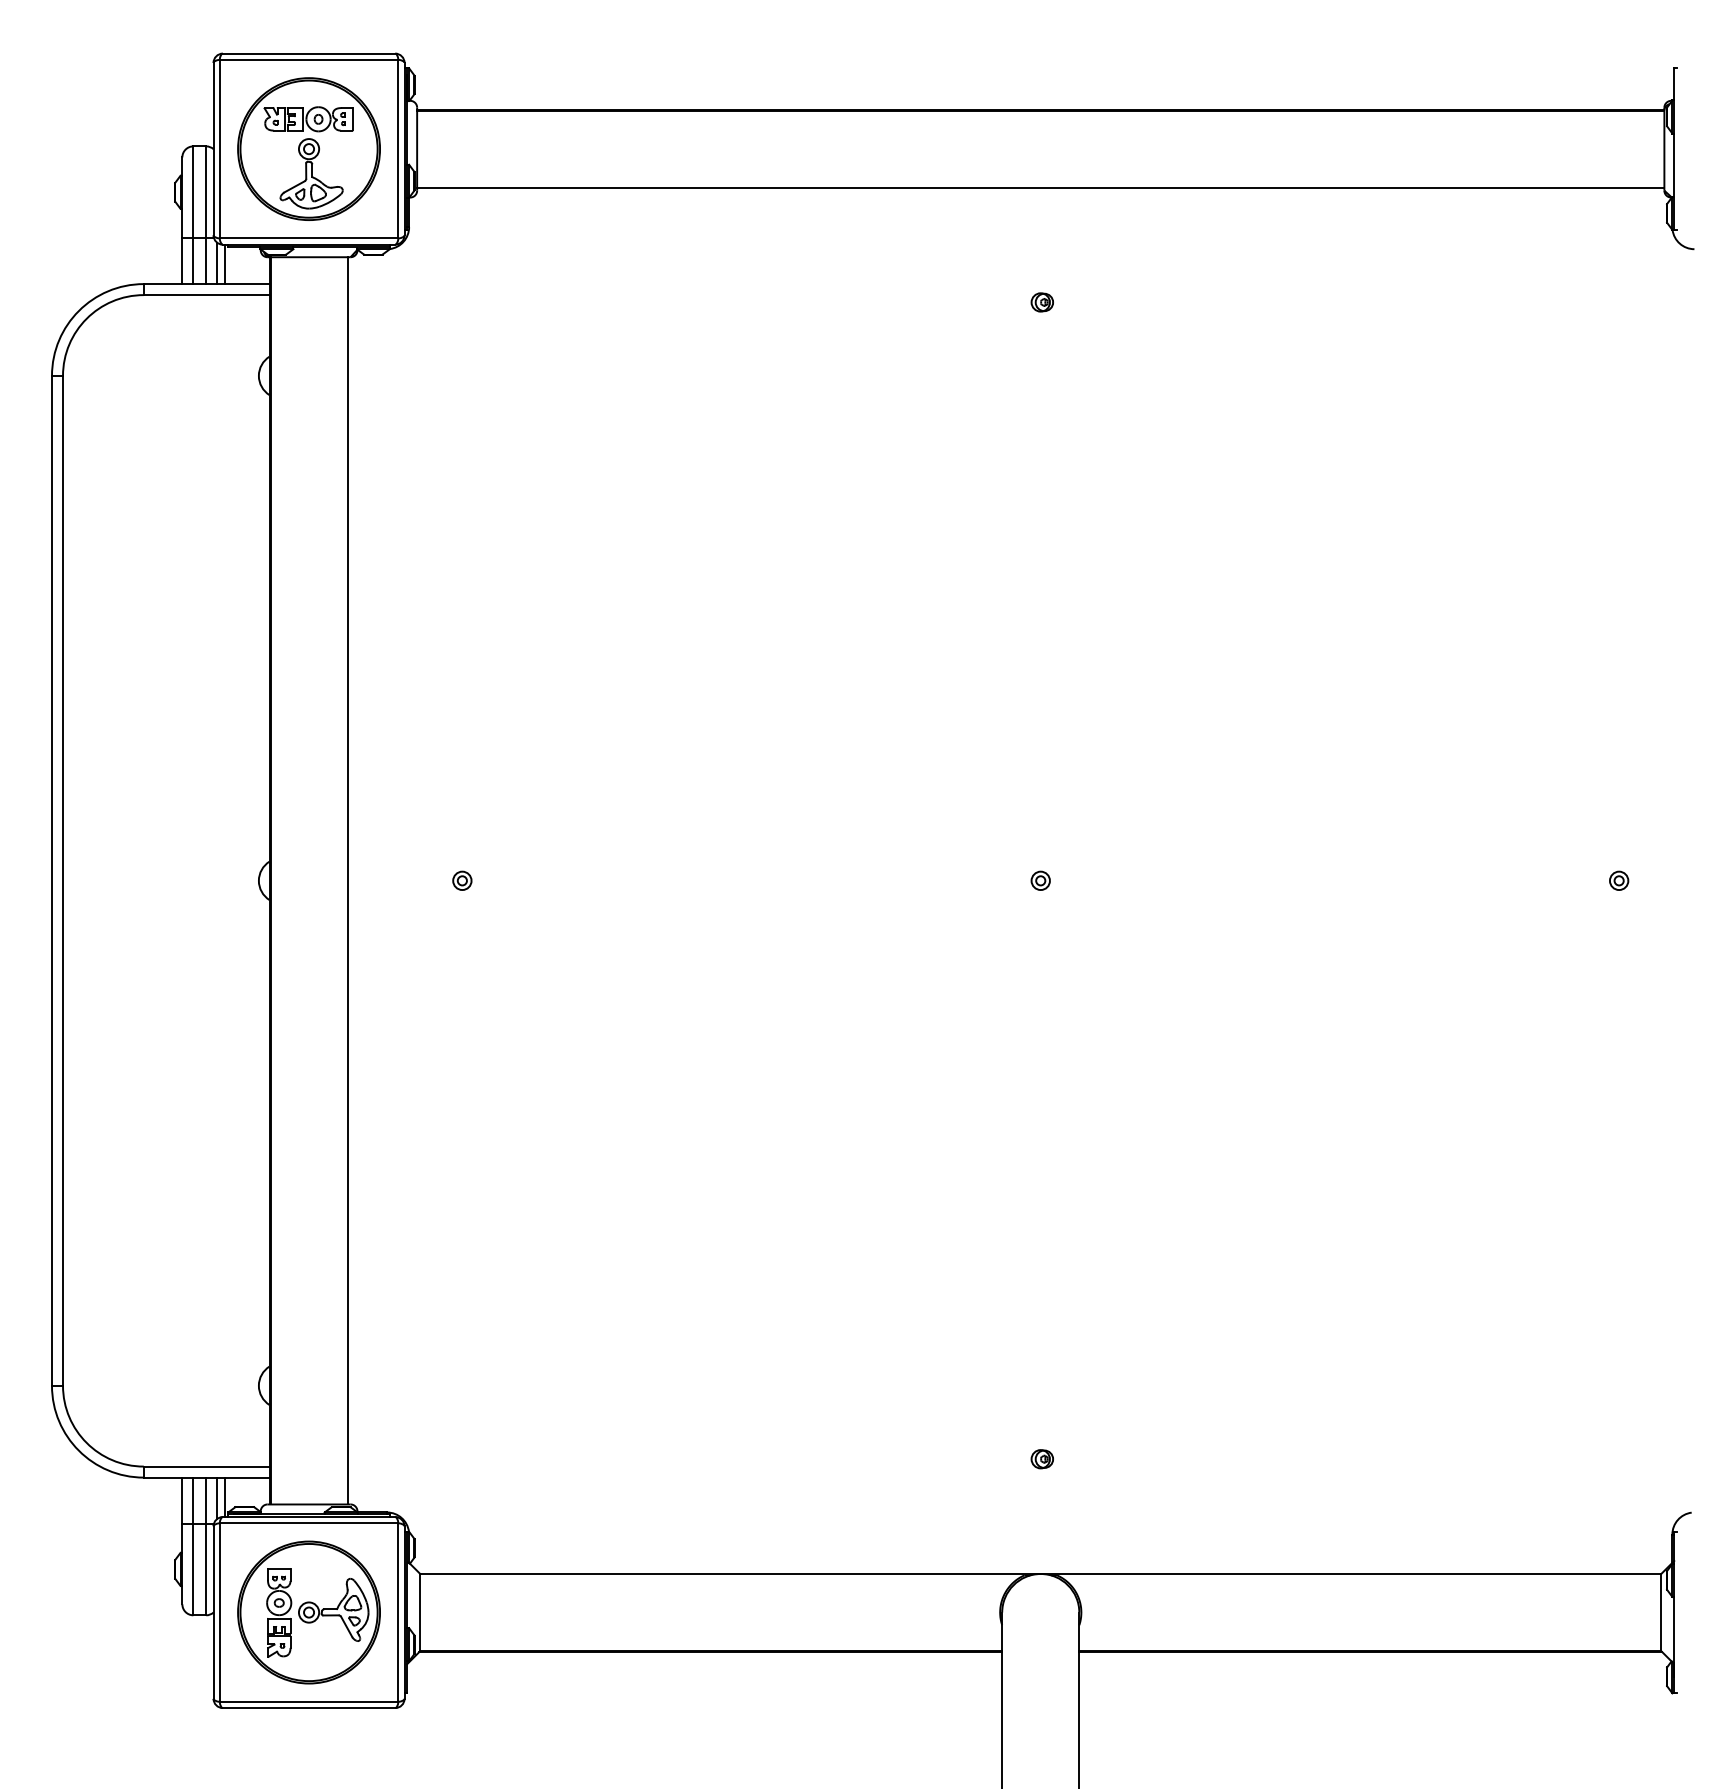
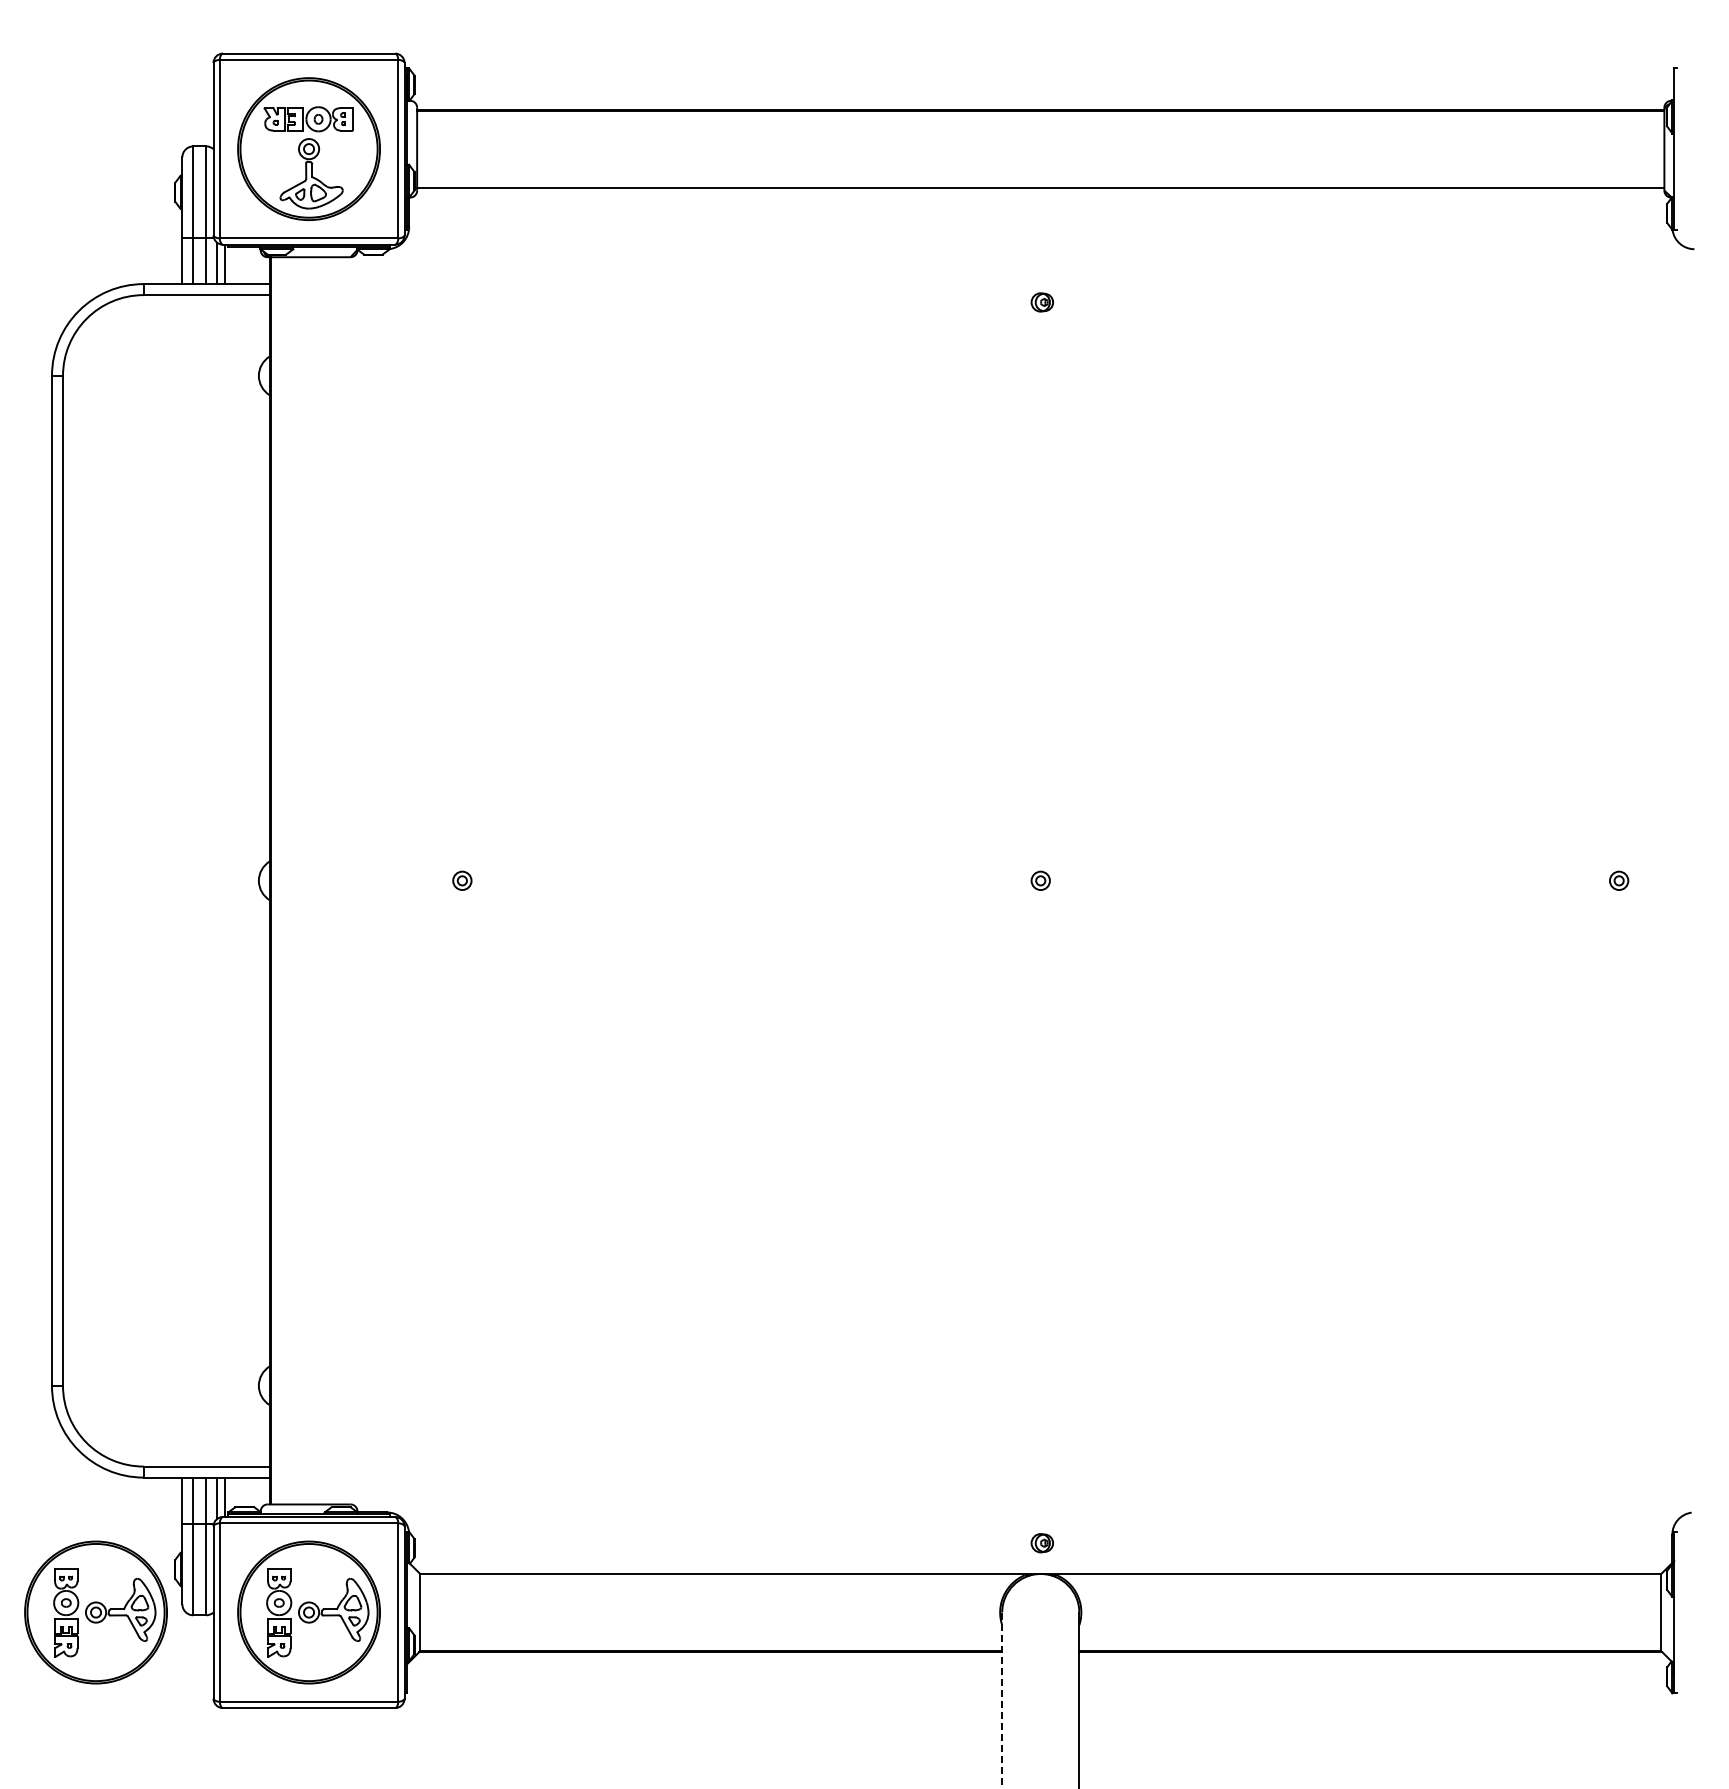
line: present -> none (347, 880)
part position: (1041, 1459) -> (1041, 1543) (1041, 1543)
part: none -> present (95, 1612)
line: solid -> dashed (1002, 1700)
